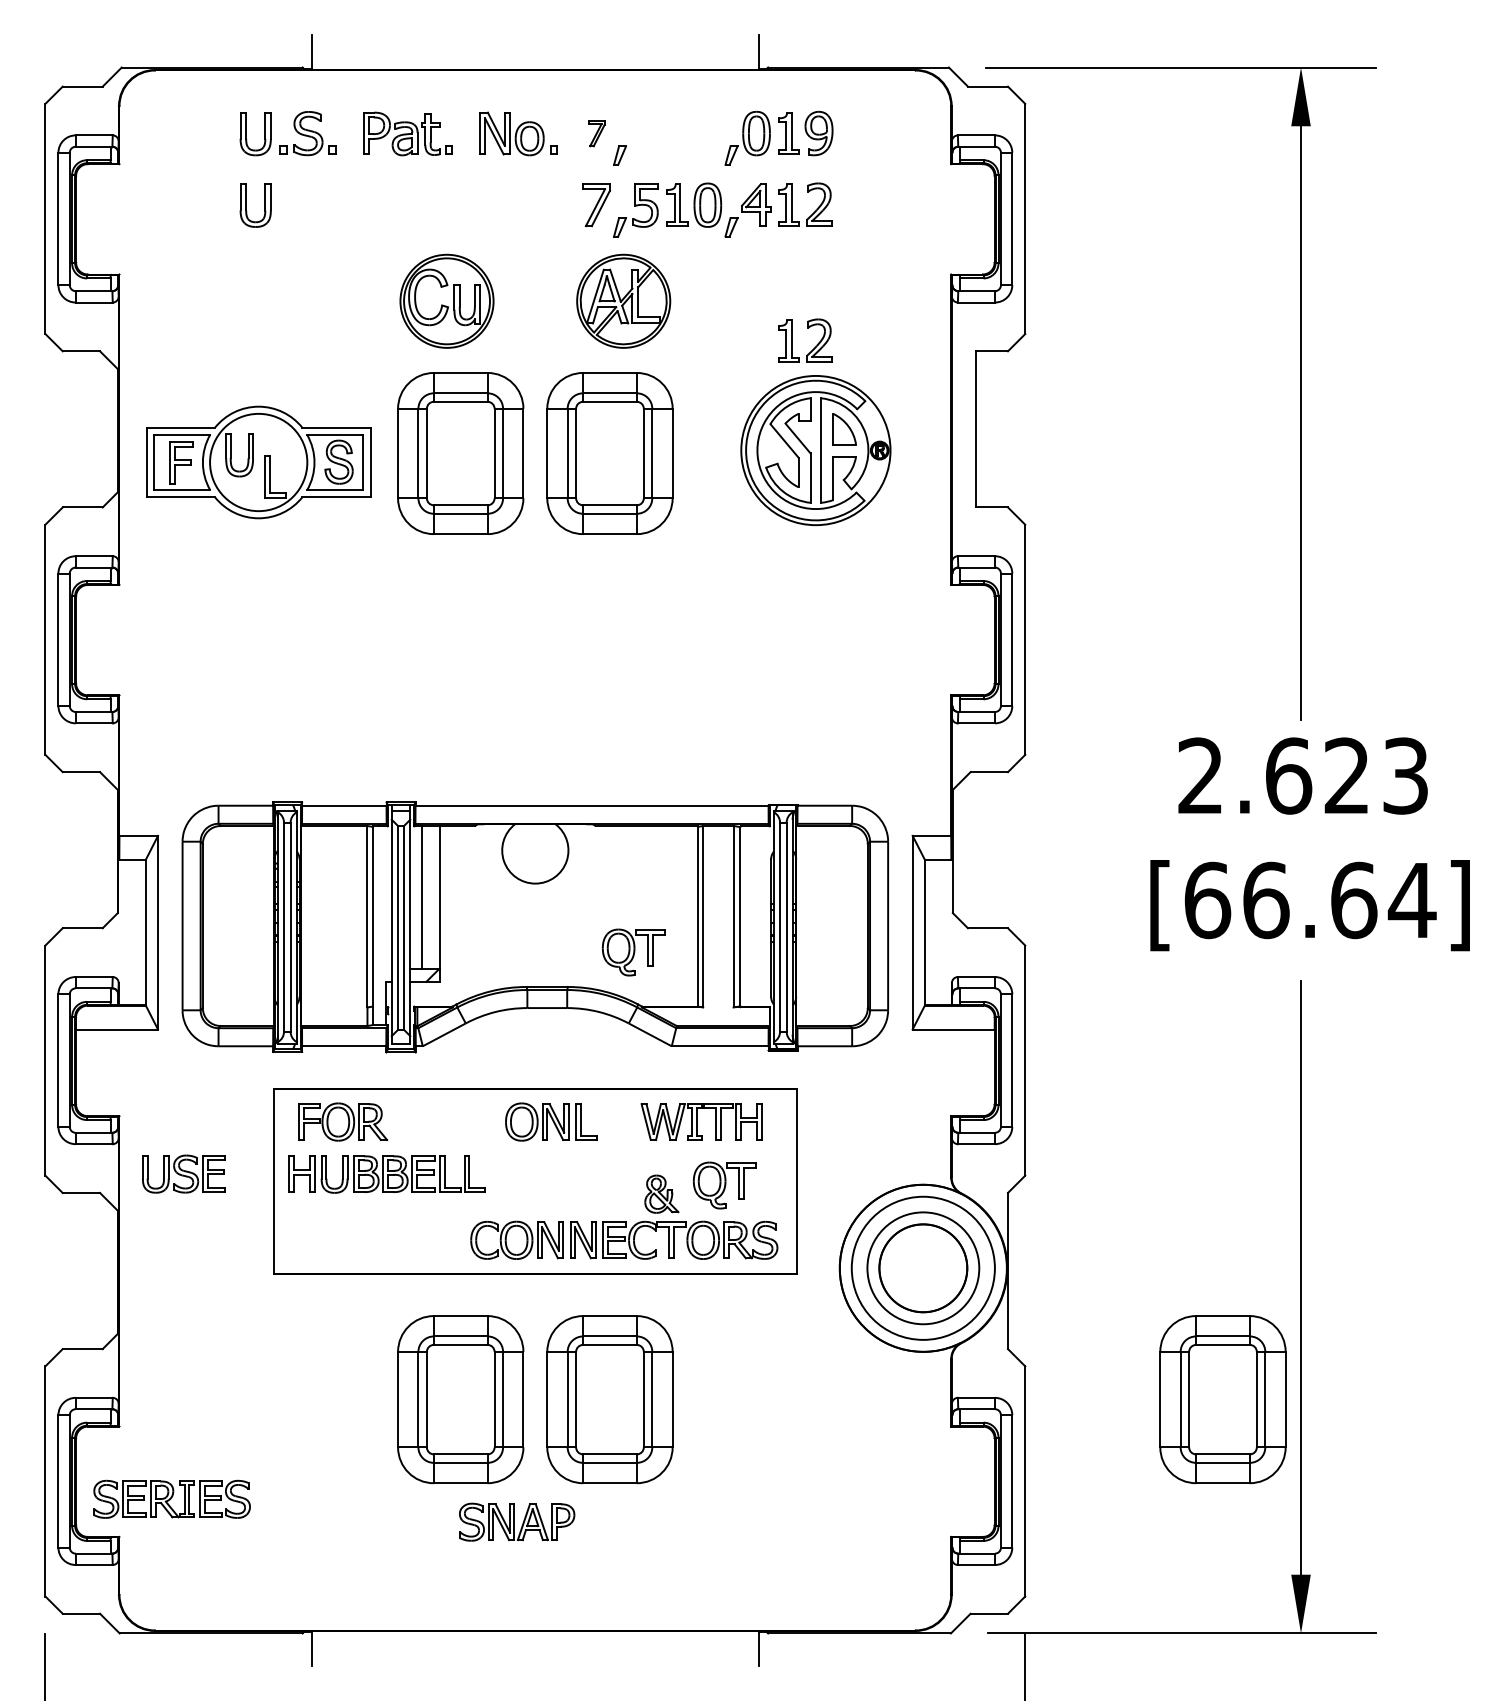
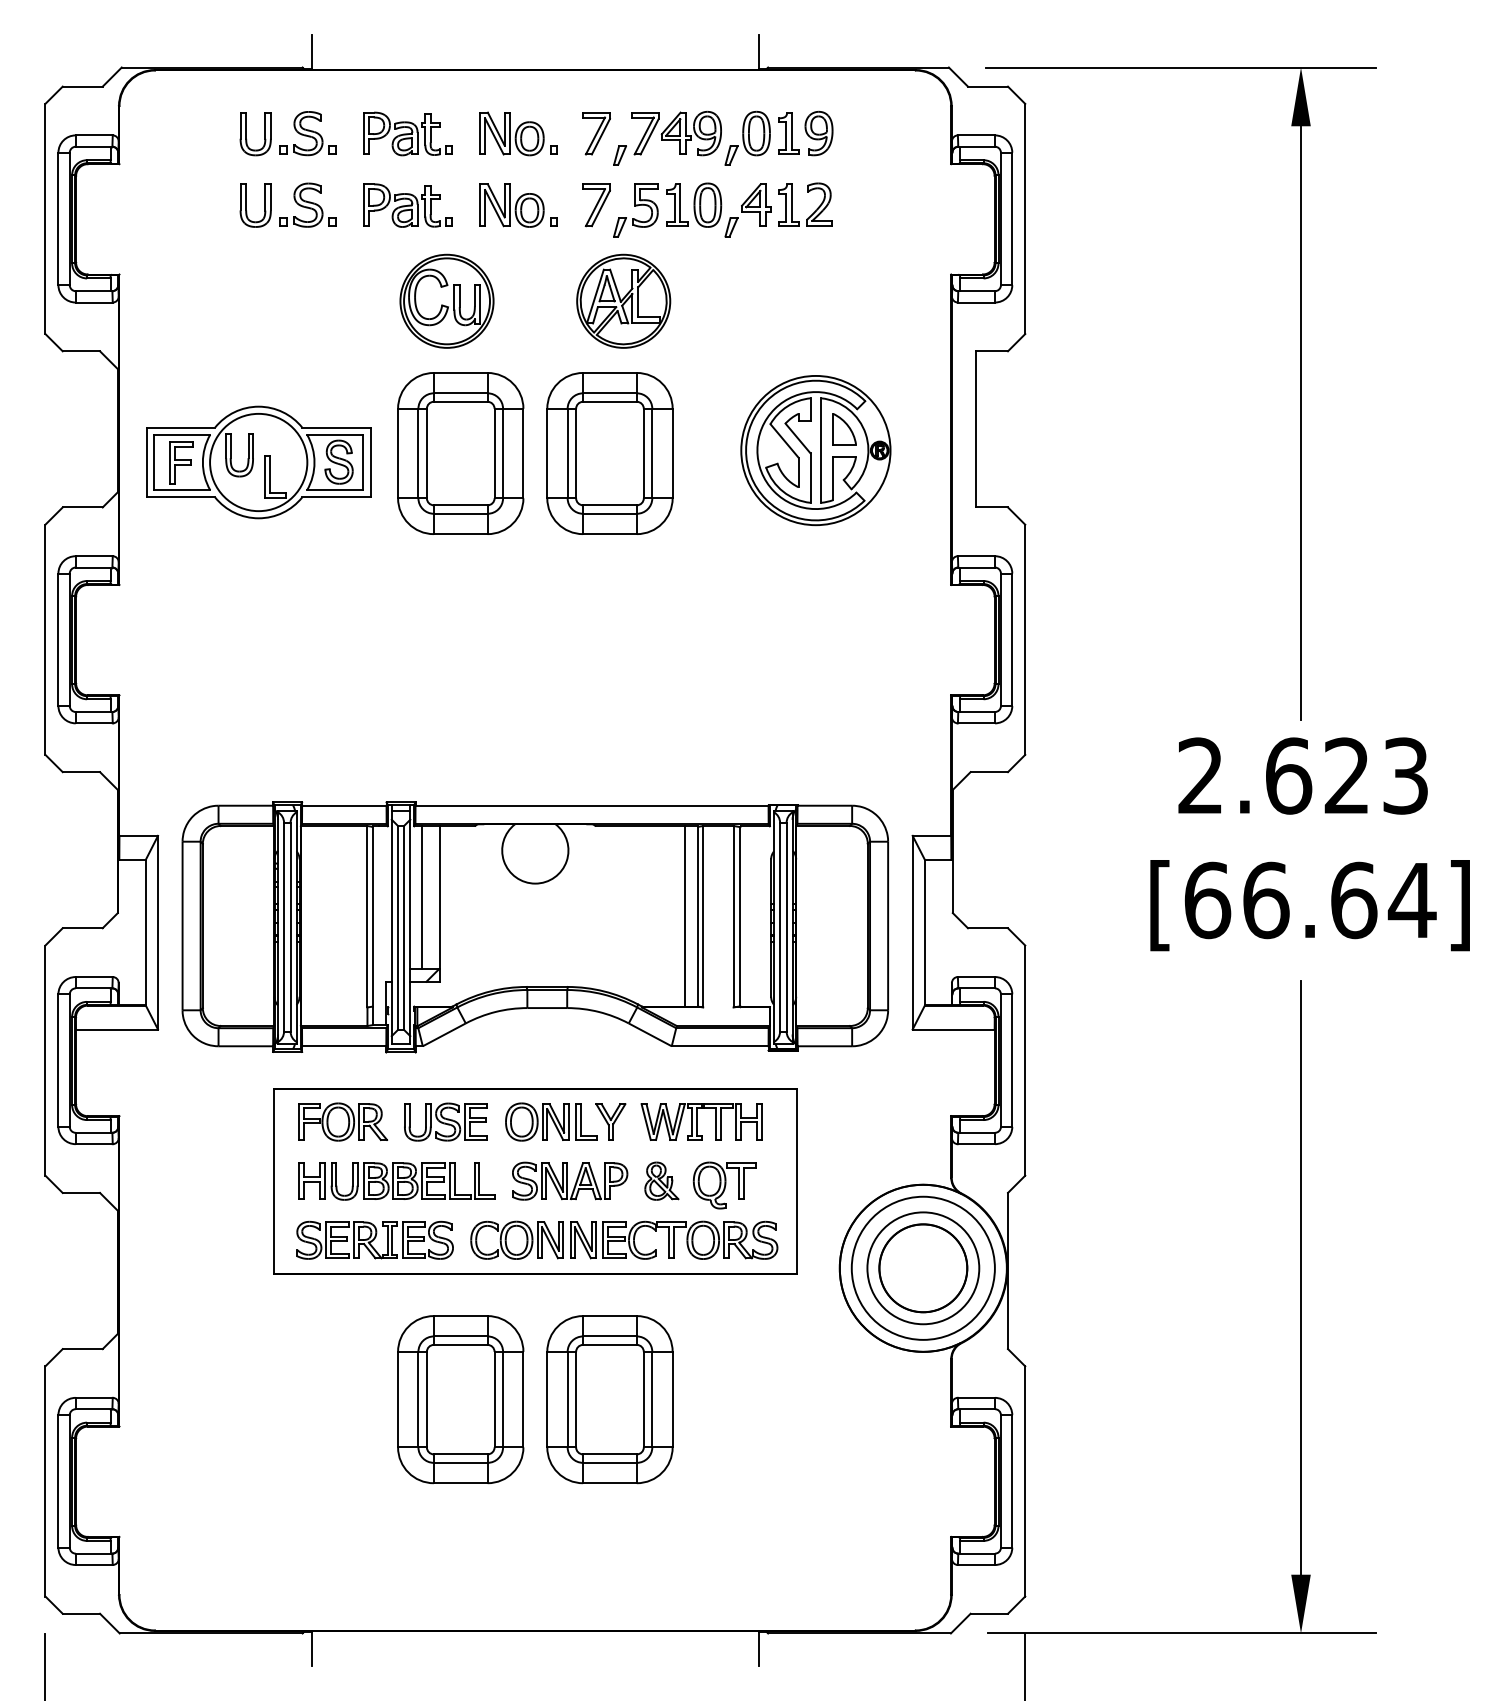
part size: 18x28 px -> 29x44 px (596, 133)
part: none -> present (676, 133)
part: none -> present (307, 204)
part: none -> present (407, 205)
part: none -> present (518, 205)
part: present -> none (813, 348)
line: none -> present (684, 916)
part: present -> none (633, 952)
part: none -> present (610, 1121)
part position: (183, 1173) -> (445, 1121) (445, 1121)
part position: (386, 1174) -> (396, 1181) (396, 1181)
part position: (661, 1193) -> (661, 1180) (661, 1180)
part: present -> none (1222, 1399)
part position: (171, 1498) -> (374, 1239) (374, 1239)
part position: (517, 1521) -> (570, 1180) (570, 1180)
